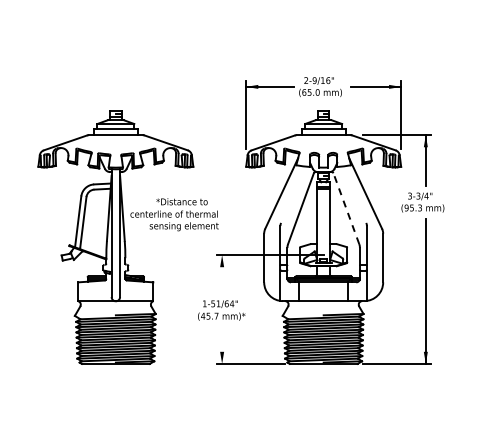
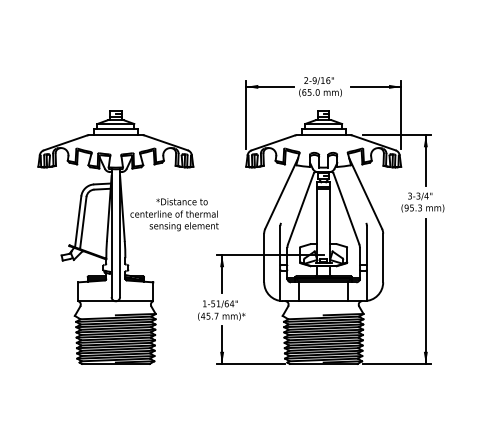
line: dashed -> solid (346, 208)
line: none -> present (222, 274)
line: none -> present (222, 344)
